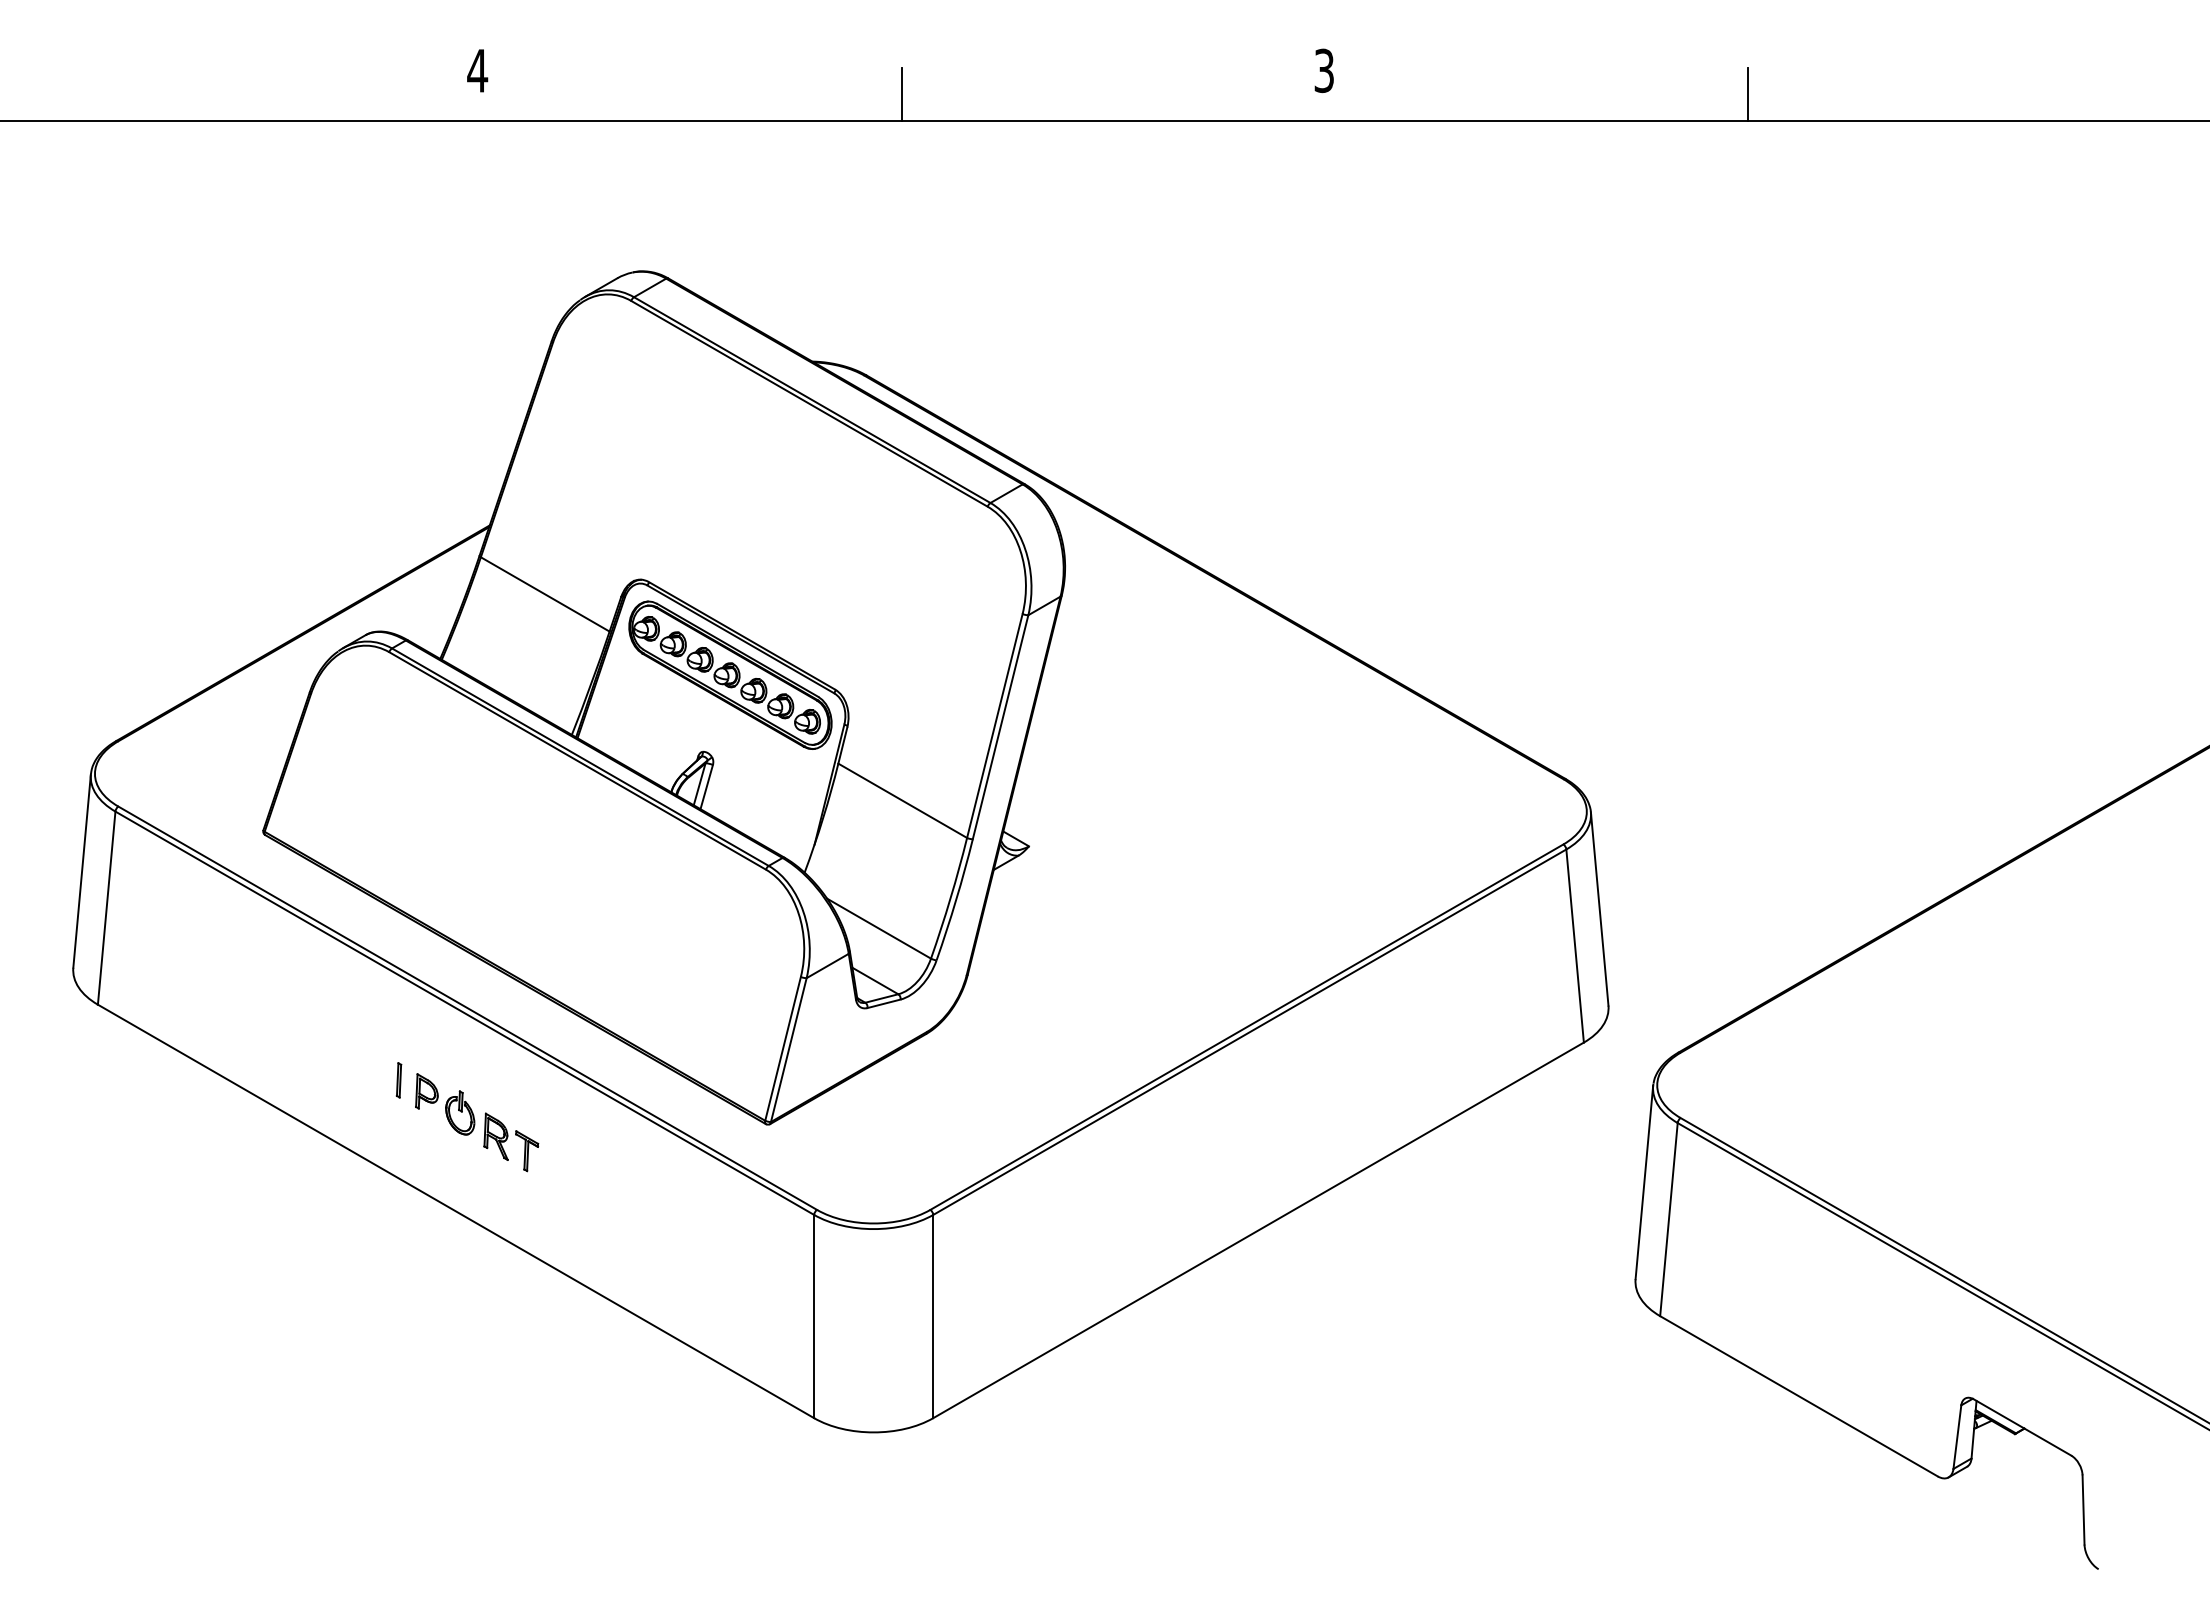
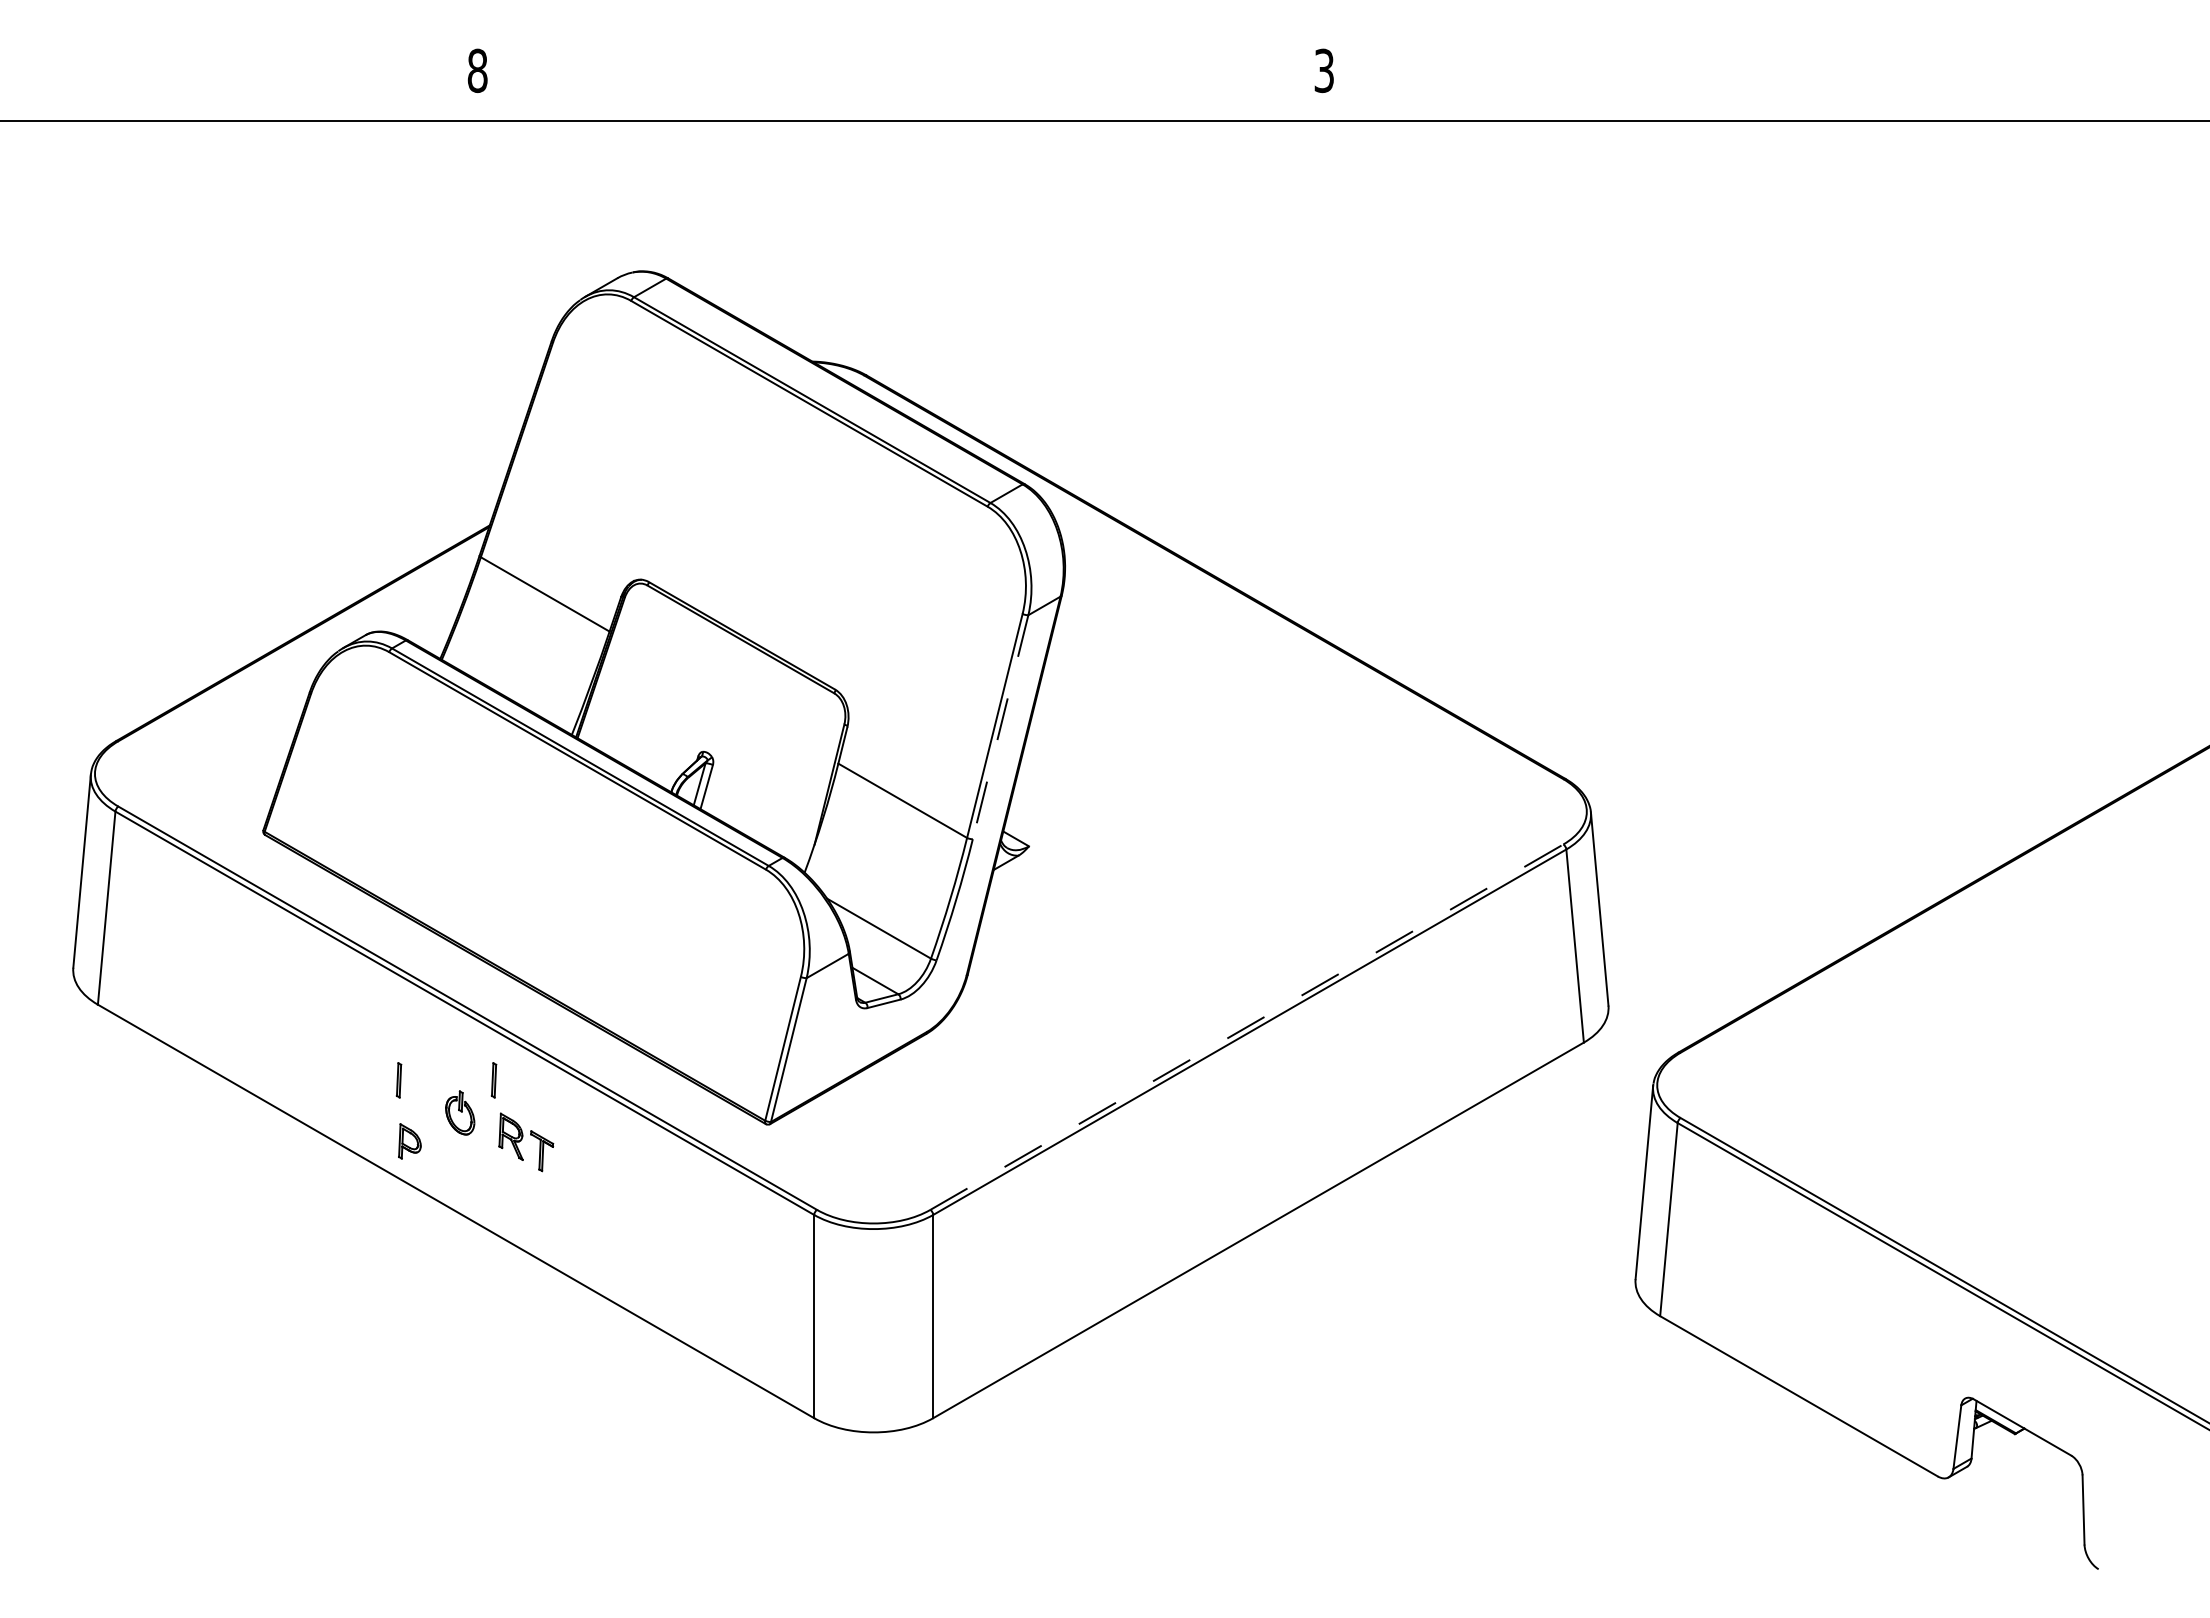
text: 4 -> 8 (477, 70)
line: present -> none (901, 94)
line: present -> none (1748, 94)
part: present -> none (730, 674)
line: solid -> dashed (1000, 727)
line: solid -> dashed (1247, 1026)
part: none -> present (493, 1080)
part position: (426, 1091) -> (409, 1141) (409, 1141)
part position: (511, 1142) -> (526, 1142) (526, 1142)
